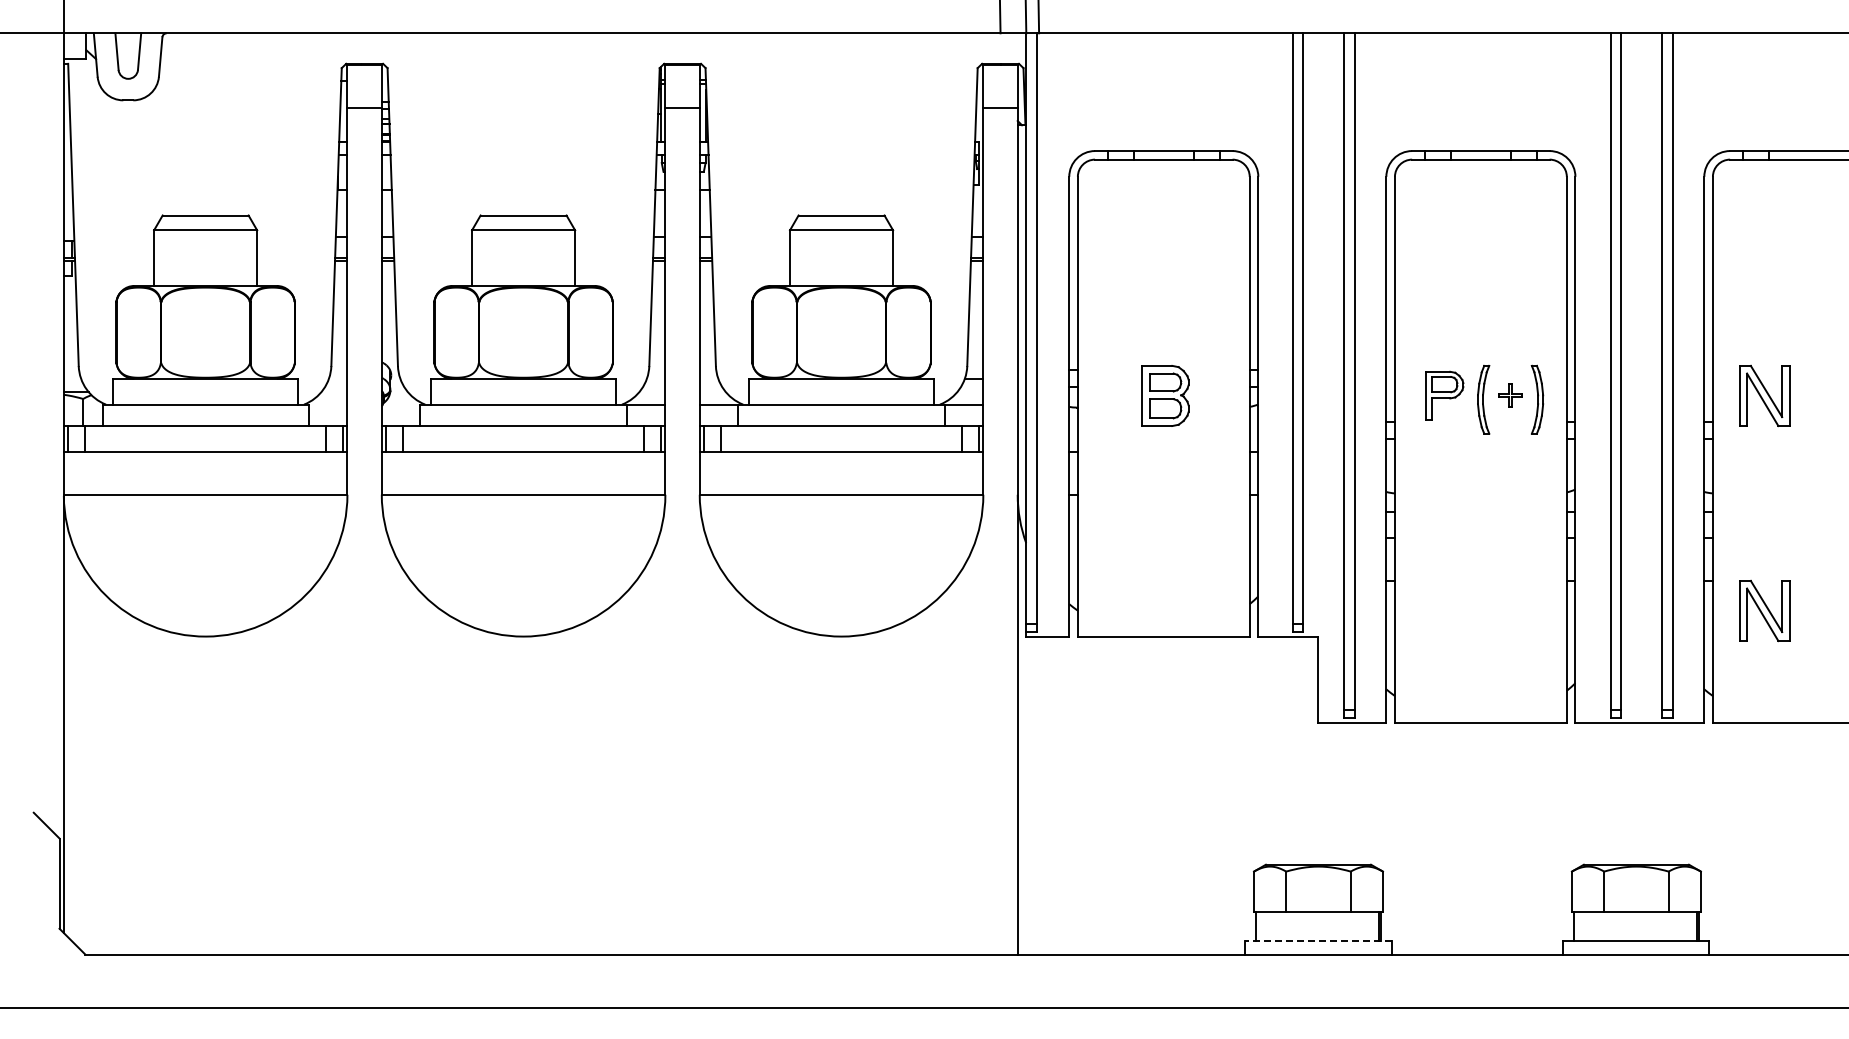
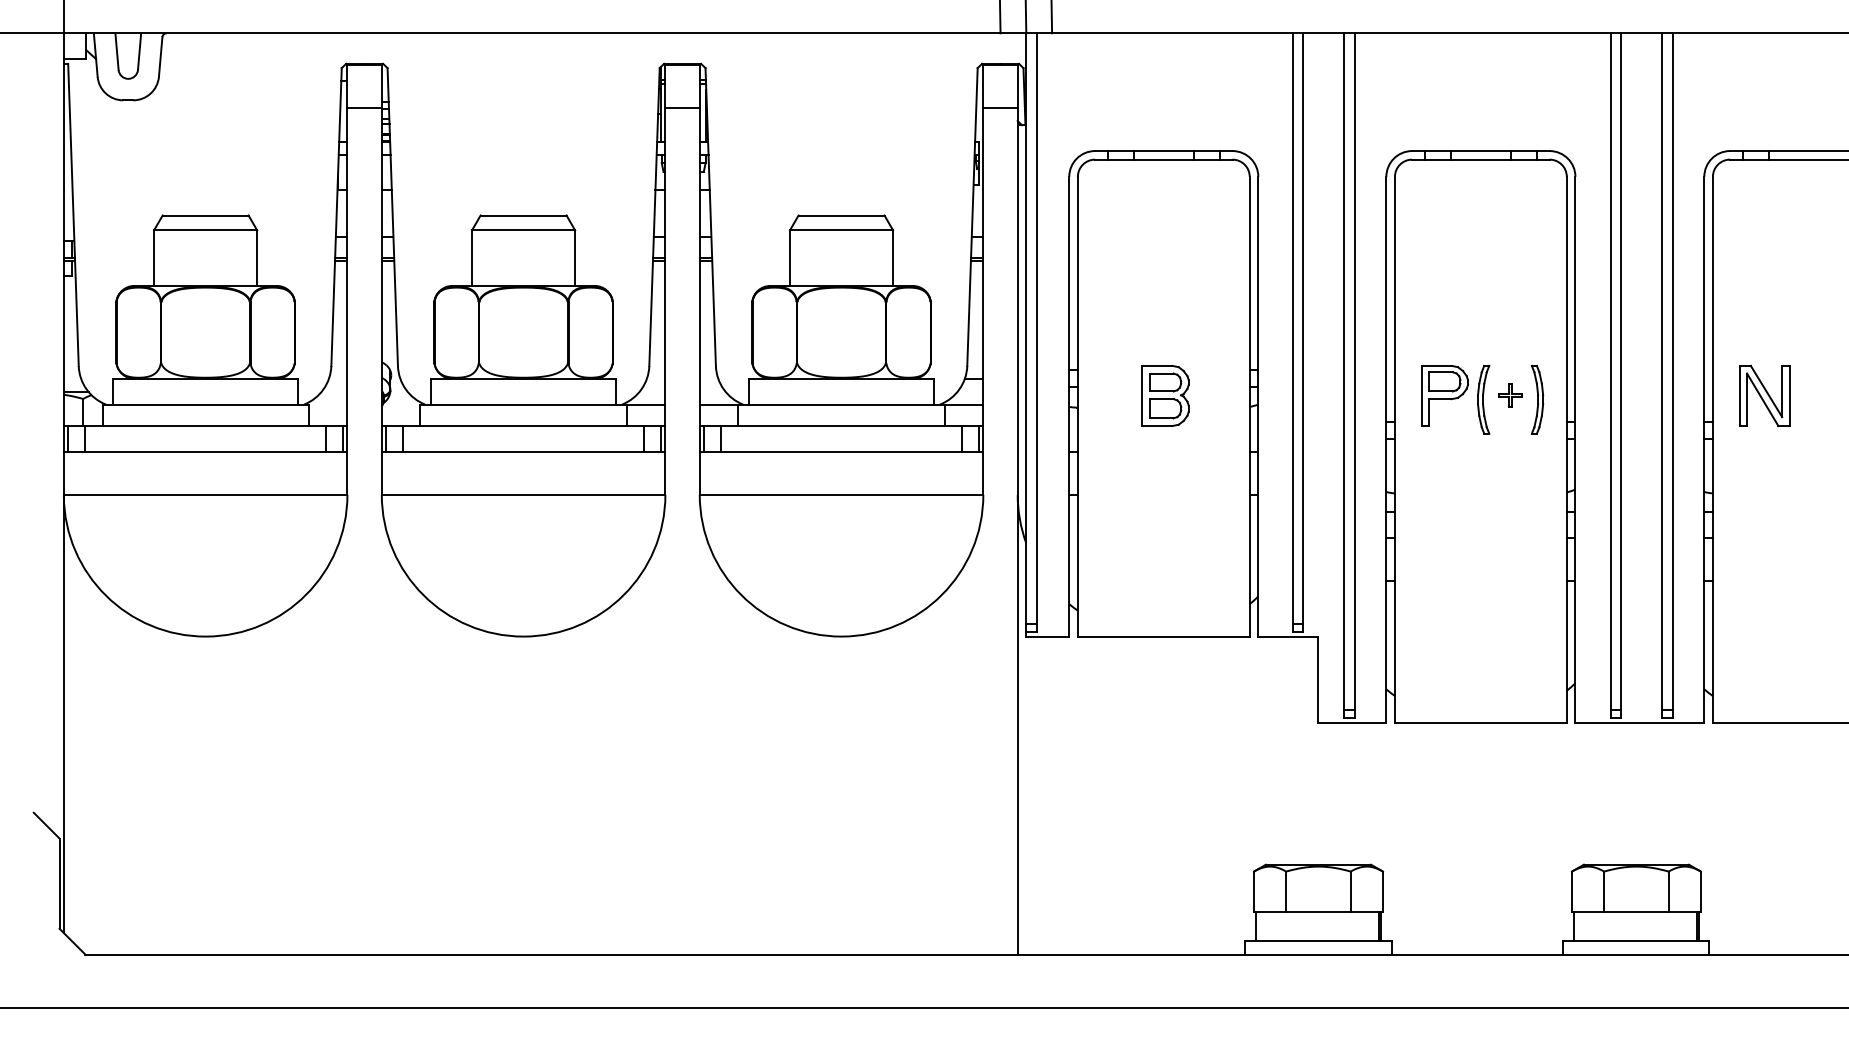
line position: (1038, 17) -> (1051, 17) (1051, 17)
part size: 40x51 px -> 48x63 px (1444, 395)
part: present -> none (1764, 610)
line: dashed -> solid (1317, 940)
